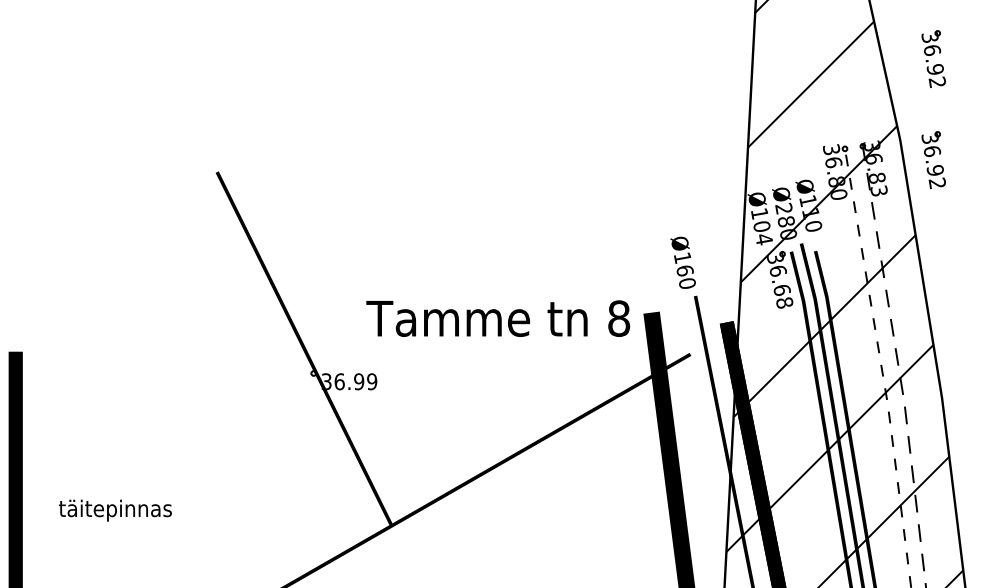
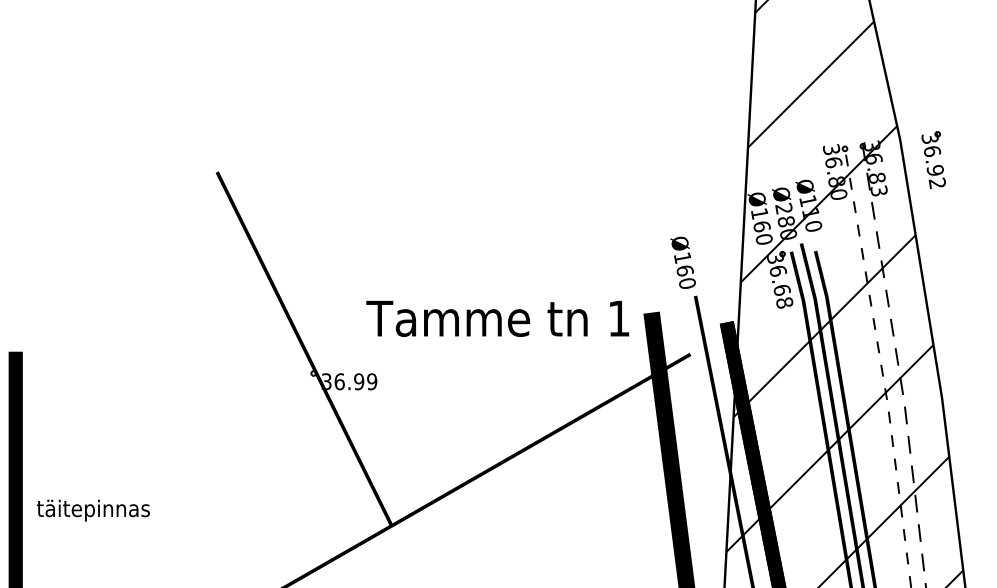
part: present -> none (933, 59)
text: Ø104 -> Ø160 (762, 233)
text: 8 -> 1 (619, 318)
text position: (115, 510) -> (93, 510) (93, 510)
